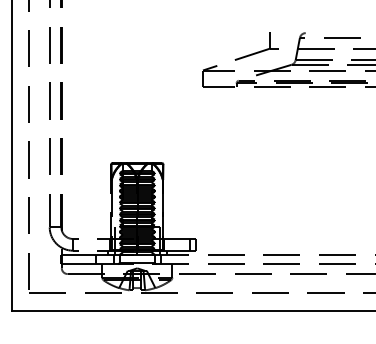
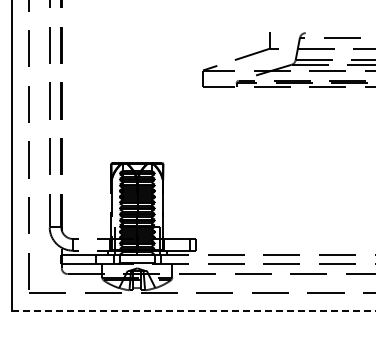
line: solid -> dashed (193, 310)
